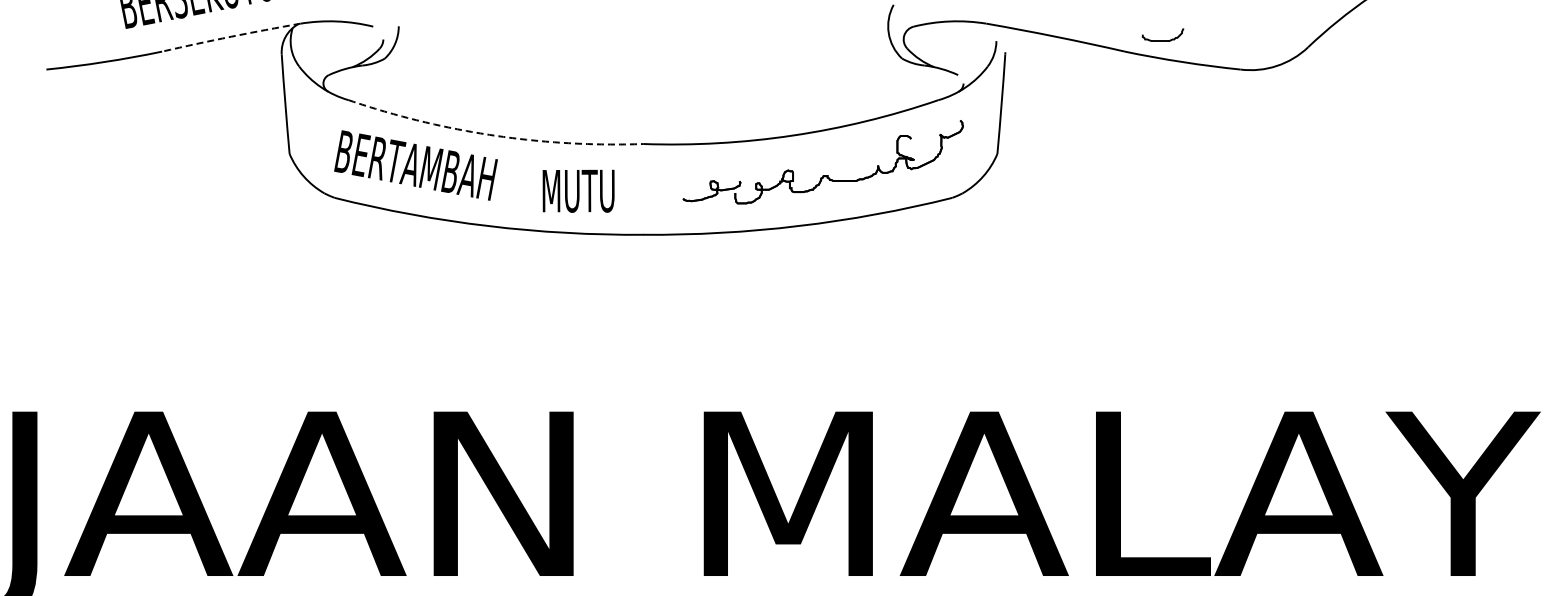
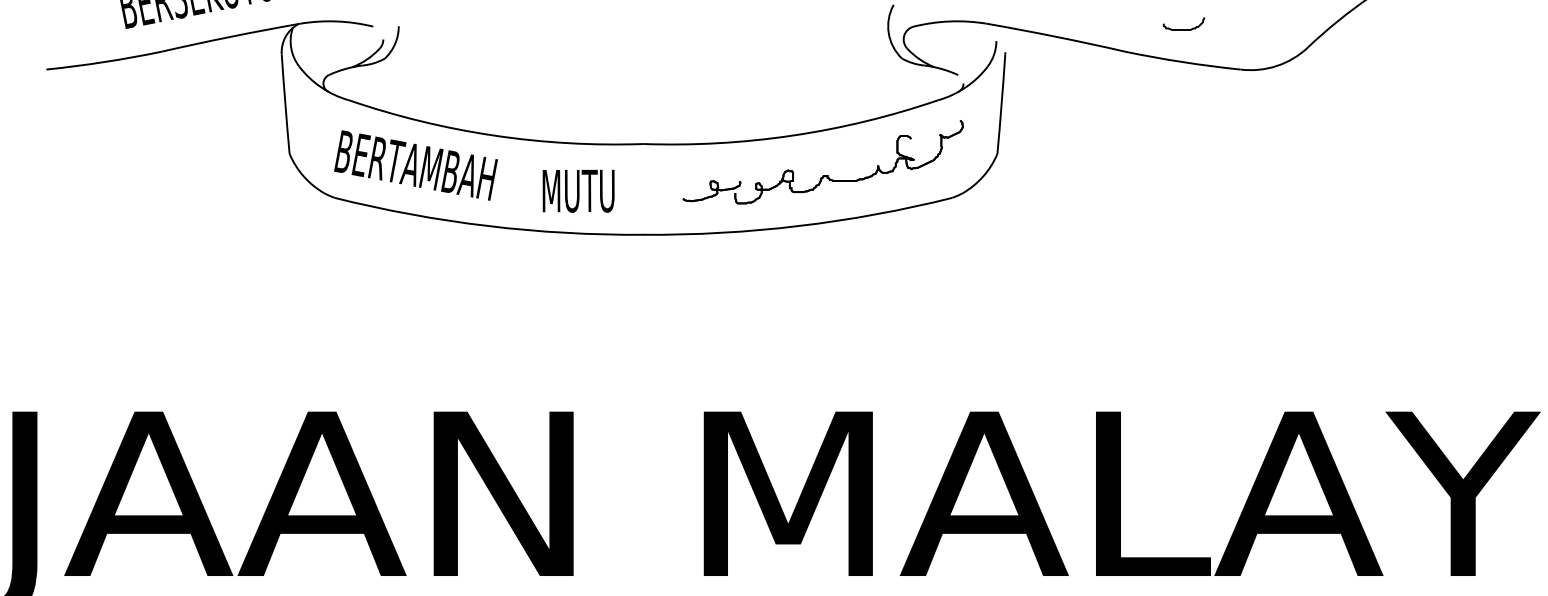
arc: dashed -> solid (231, 36)
curve position: (1162, 40) -> (1183, 29) (1183, 29)
arc: dashed -> solid (494, 135)
